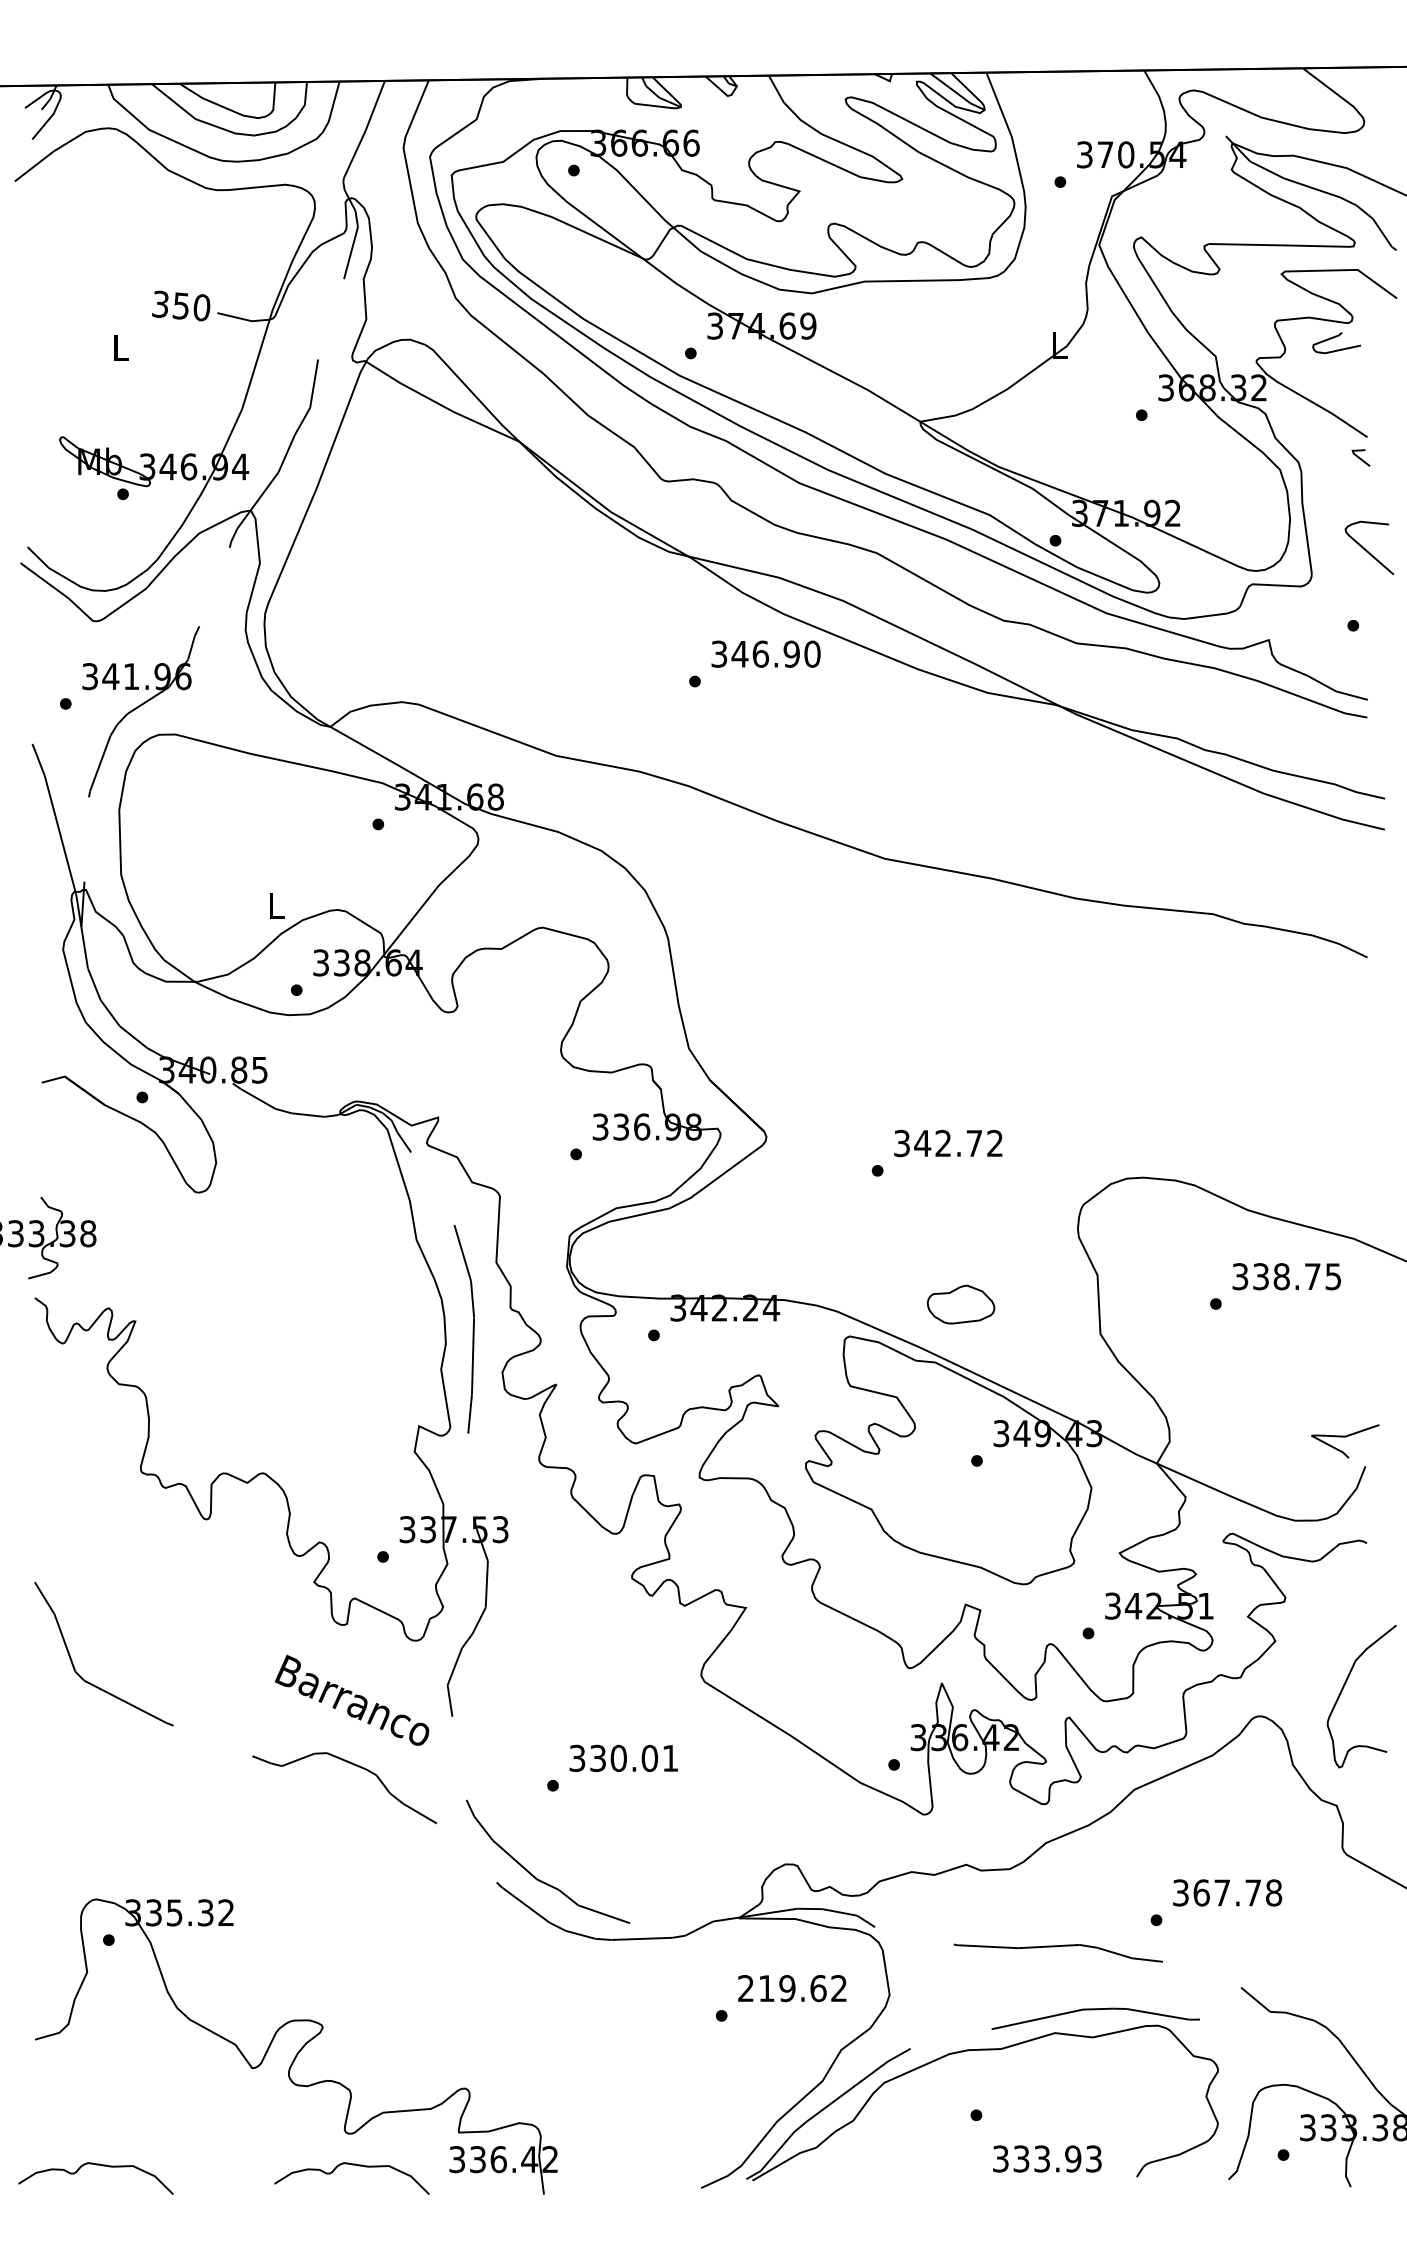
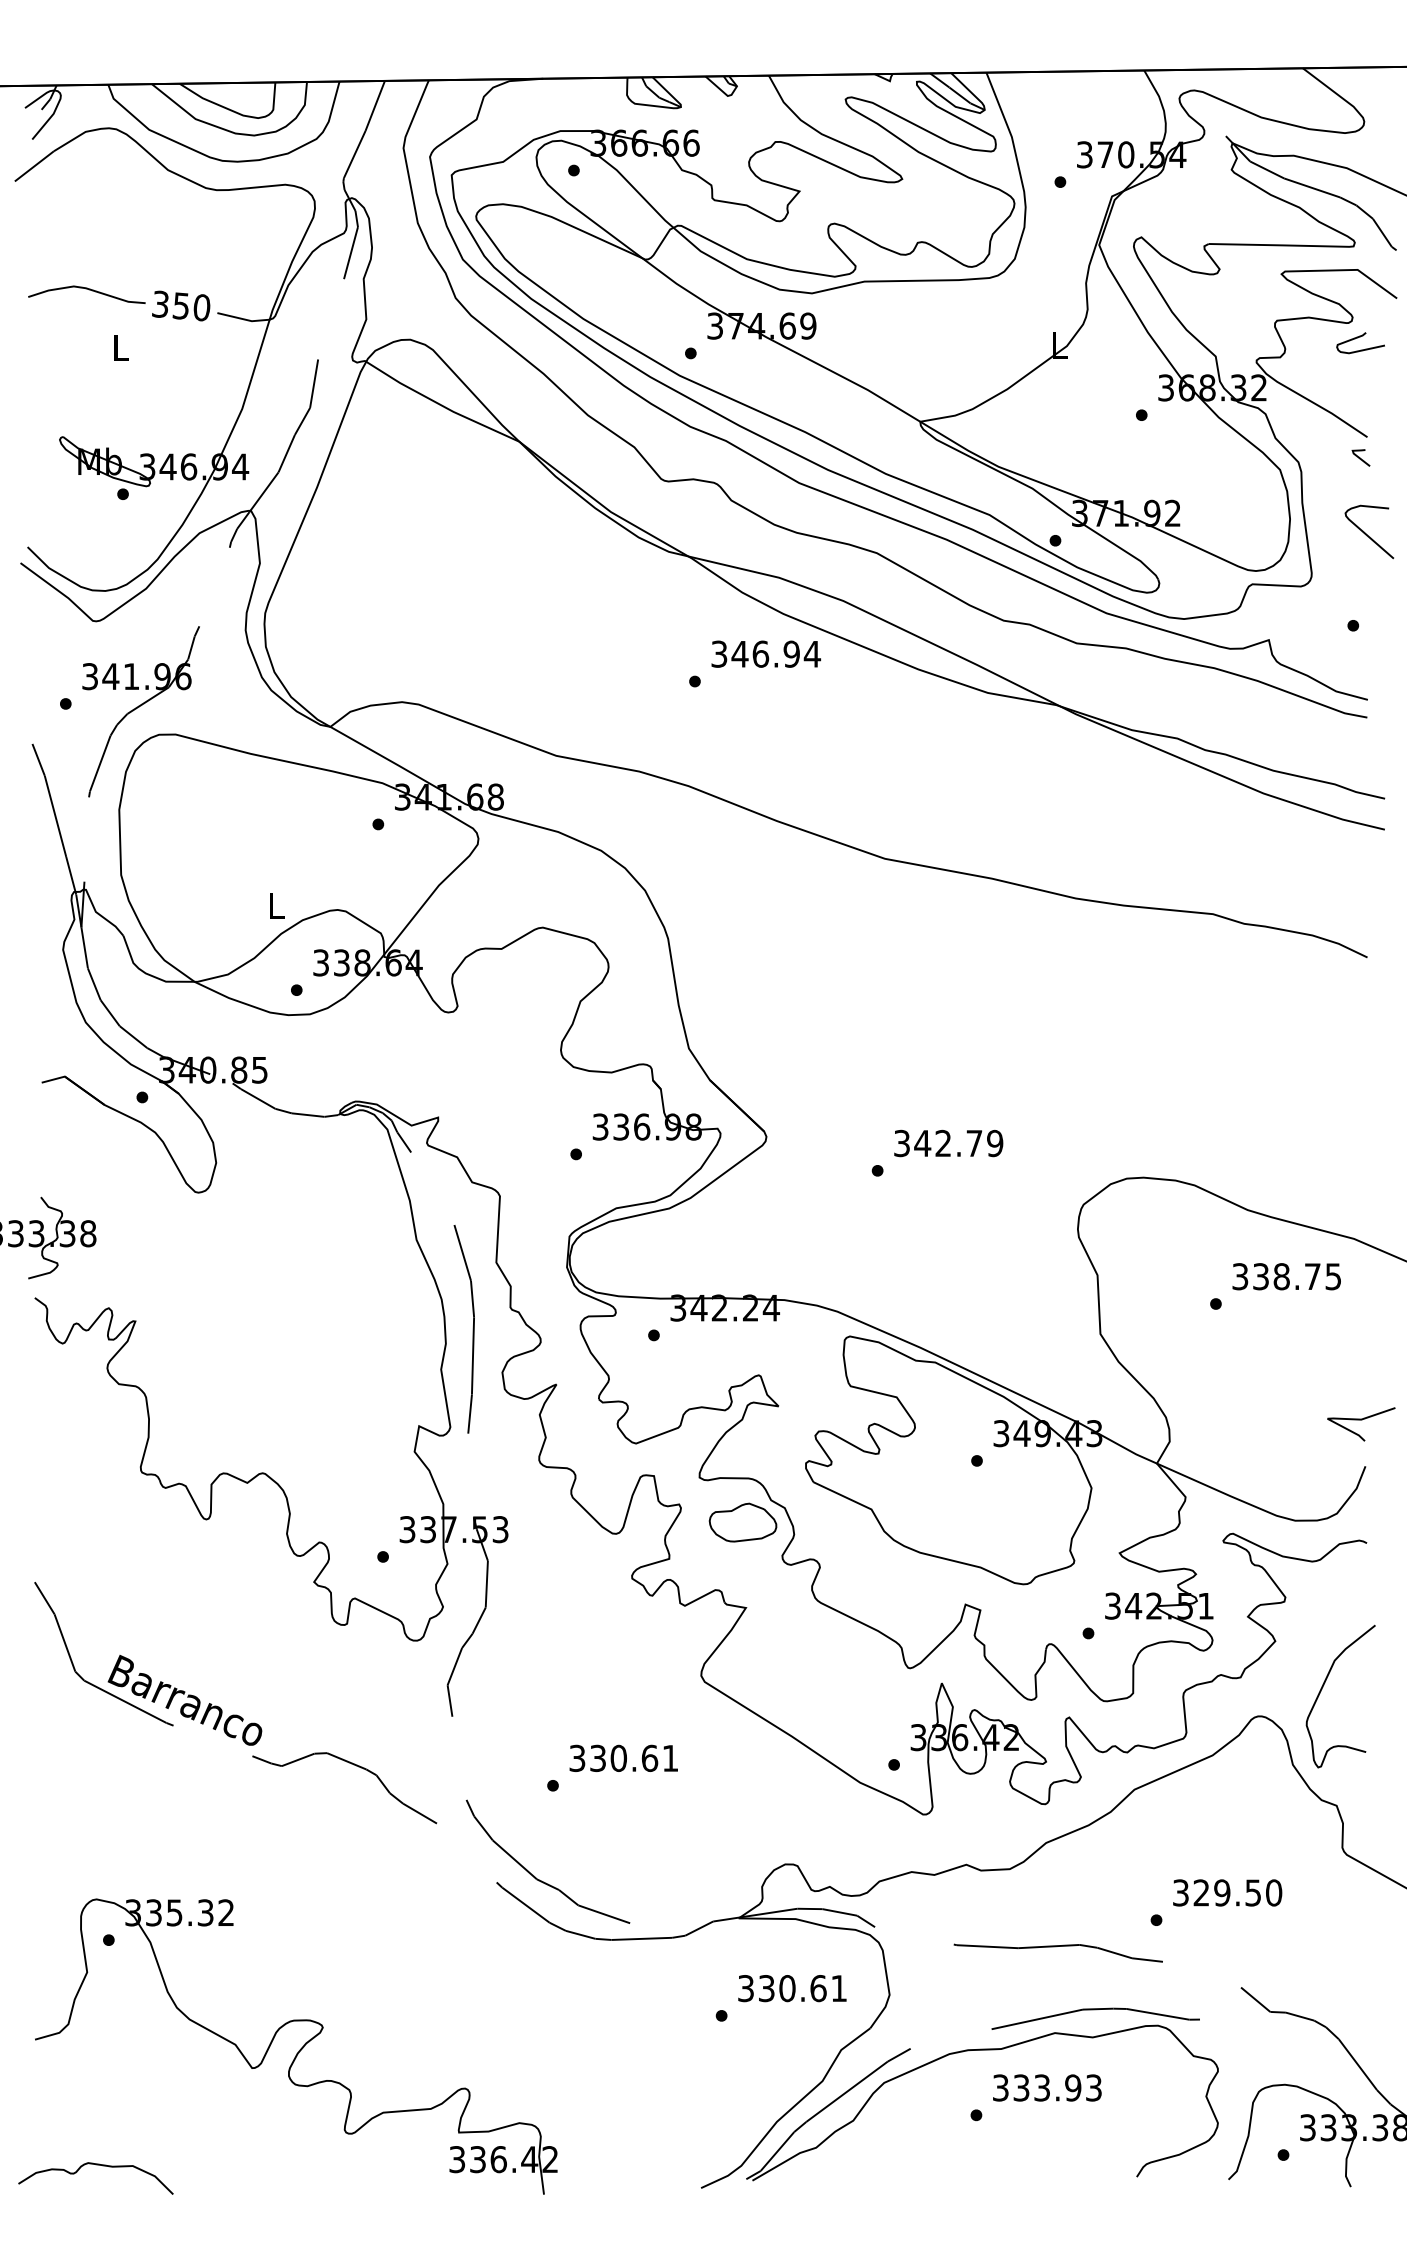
curve: none -> present (86, 289)
curve position: (1334, 338) -> (1358, 338) (1358, 338)
curve position: (1366, 549) -> (1366, 533) (1366, 533)
text: 346.90 -> 346.94 (812, 653)
text: 342.72 -> 342.79 (995, 1143)
part position: (960, 1304) -> (742, 1522) (742, 1522)
curve position: (1345, 1437) -> (1361, 1420) (1361, 1420)
curve position: (1344, 1687) -> (1323, 1687) (1323, 1687)
text position: (351, 1700) -> (184, 1700) (184, 1700)
text: 330.01 -> 330.61 (649, 1757)
text: 367.78 -> 329.50 (1237, 1892)
text: 219.62 -> 330.61 (792, 1988)
text position: (1047, 2158) -> (1047, 2087) (1047, 2087)
curve: present -> none (352, 2165)
